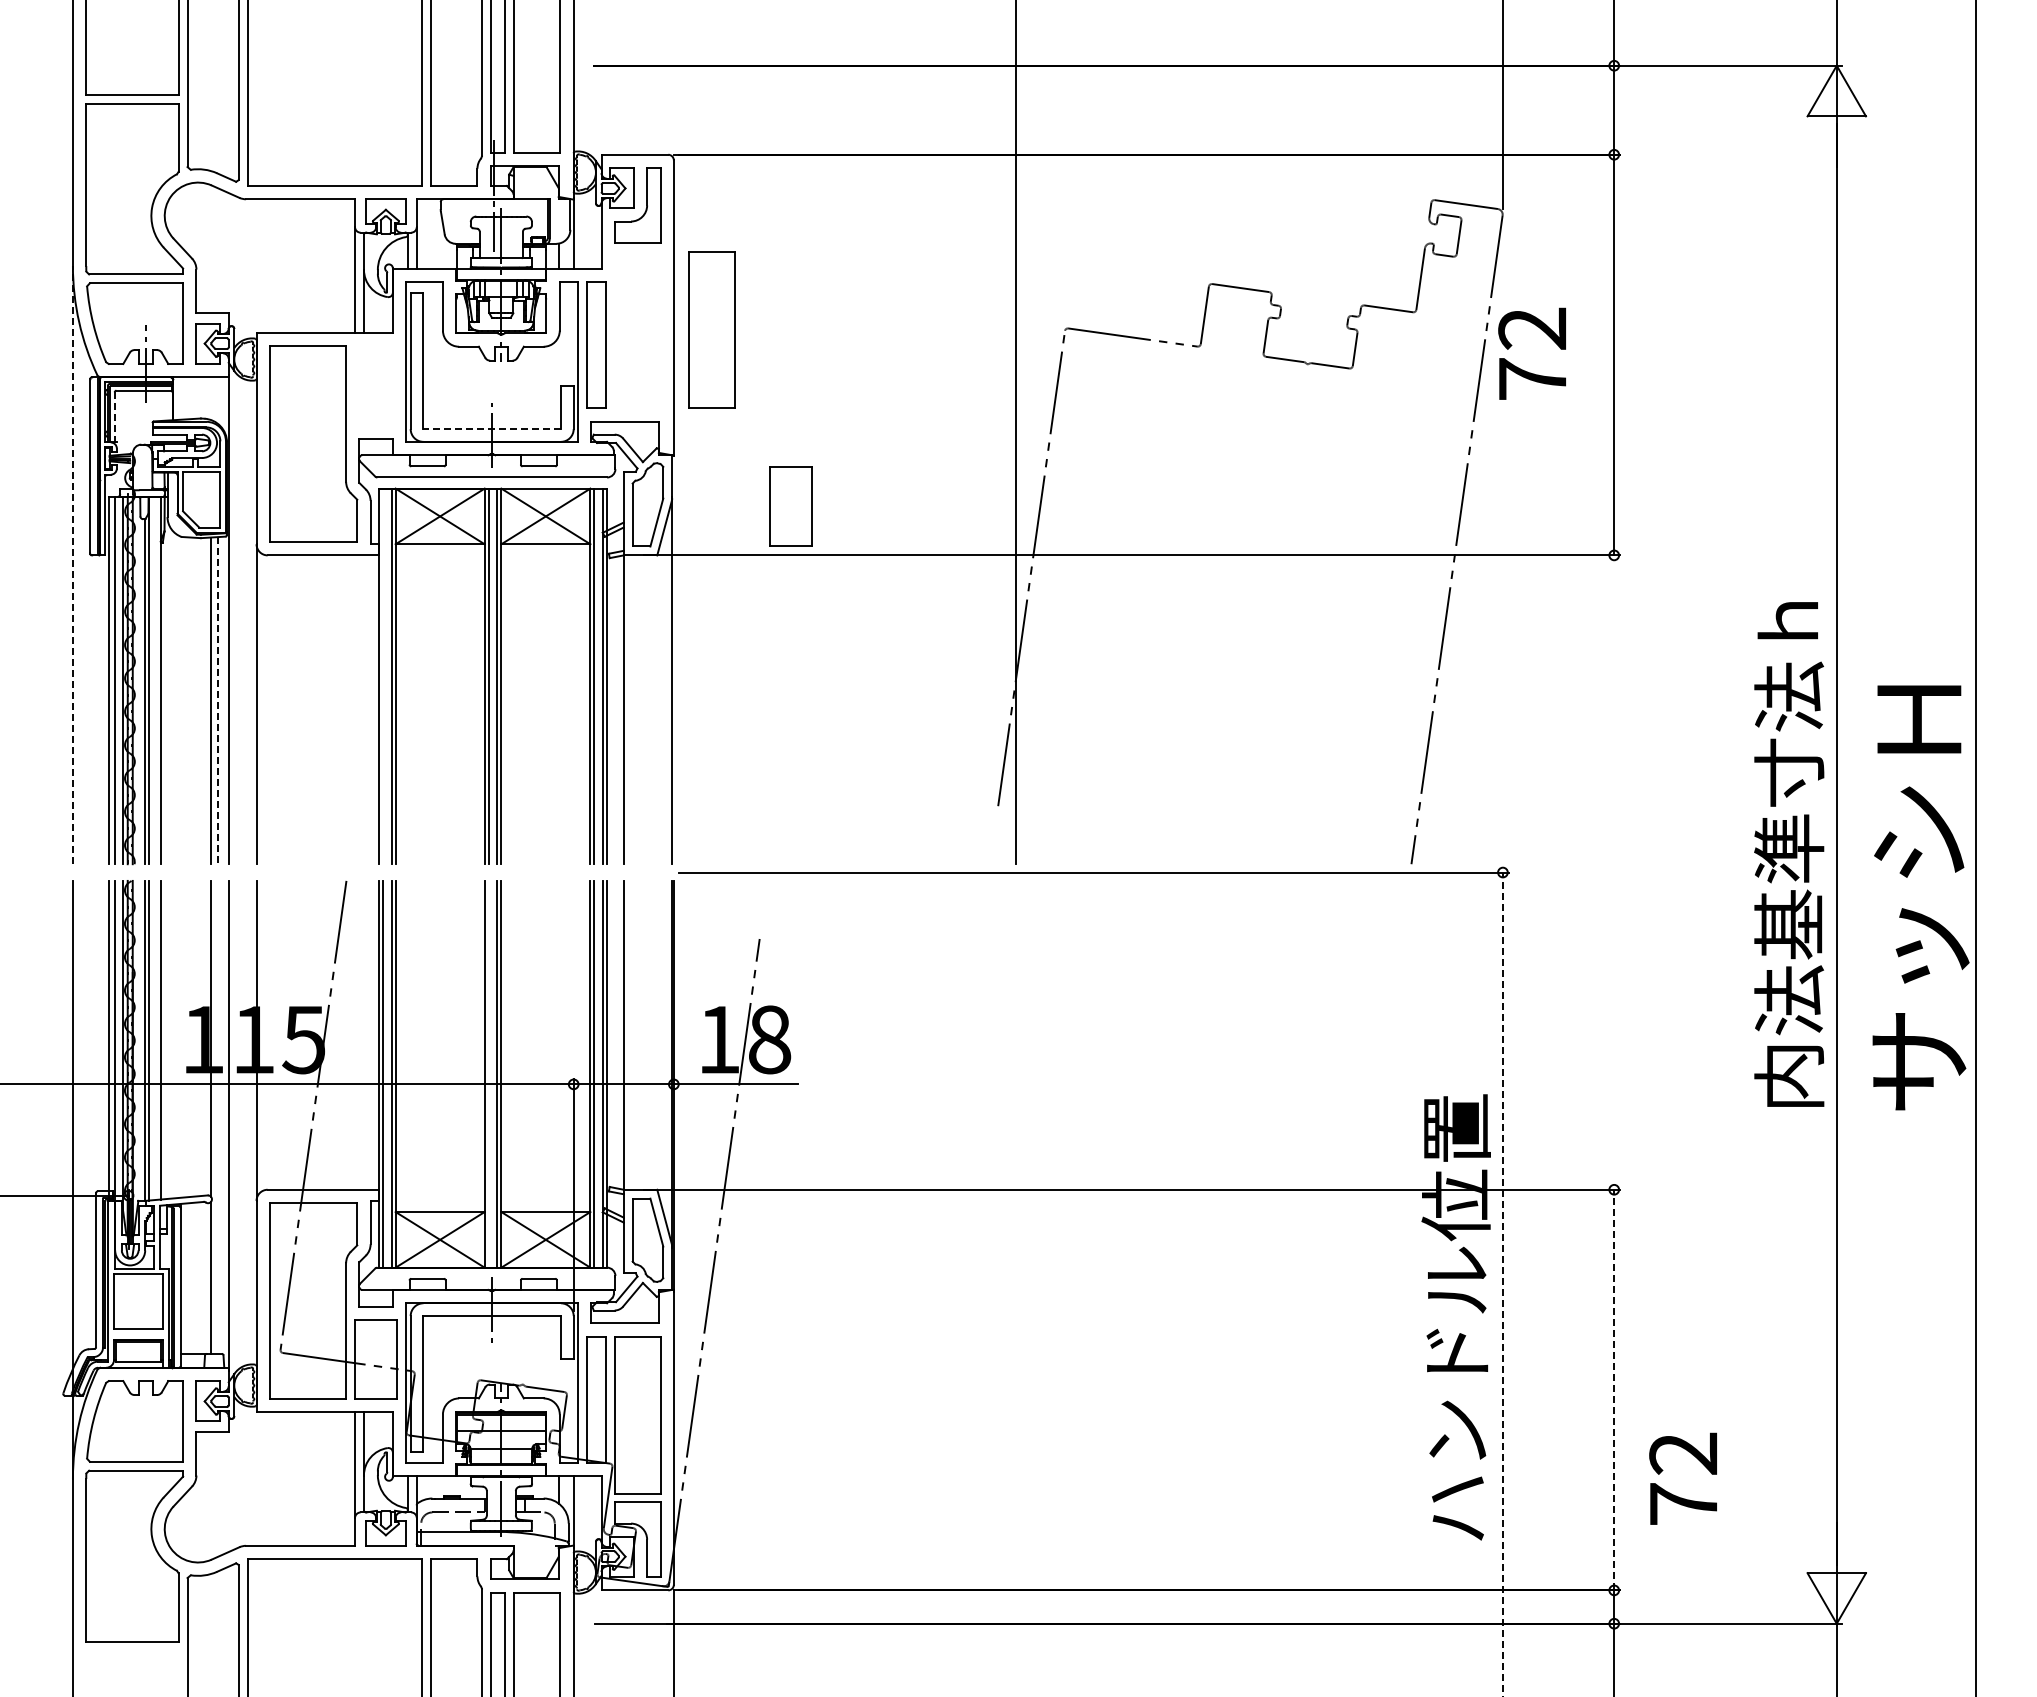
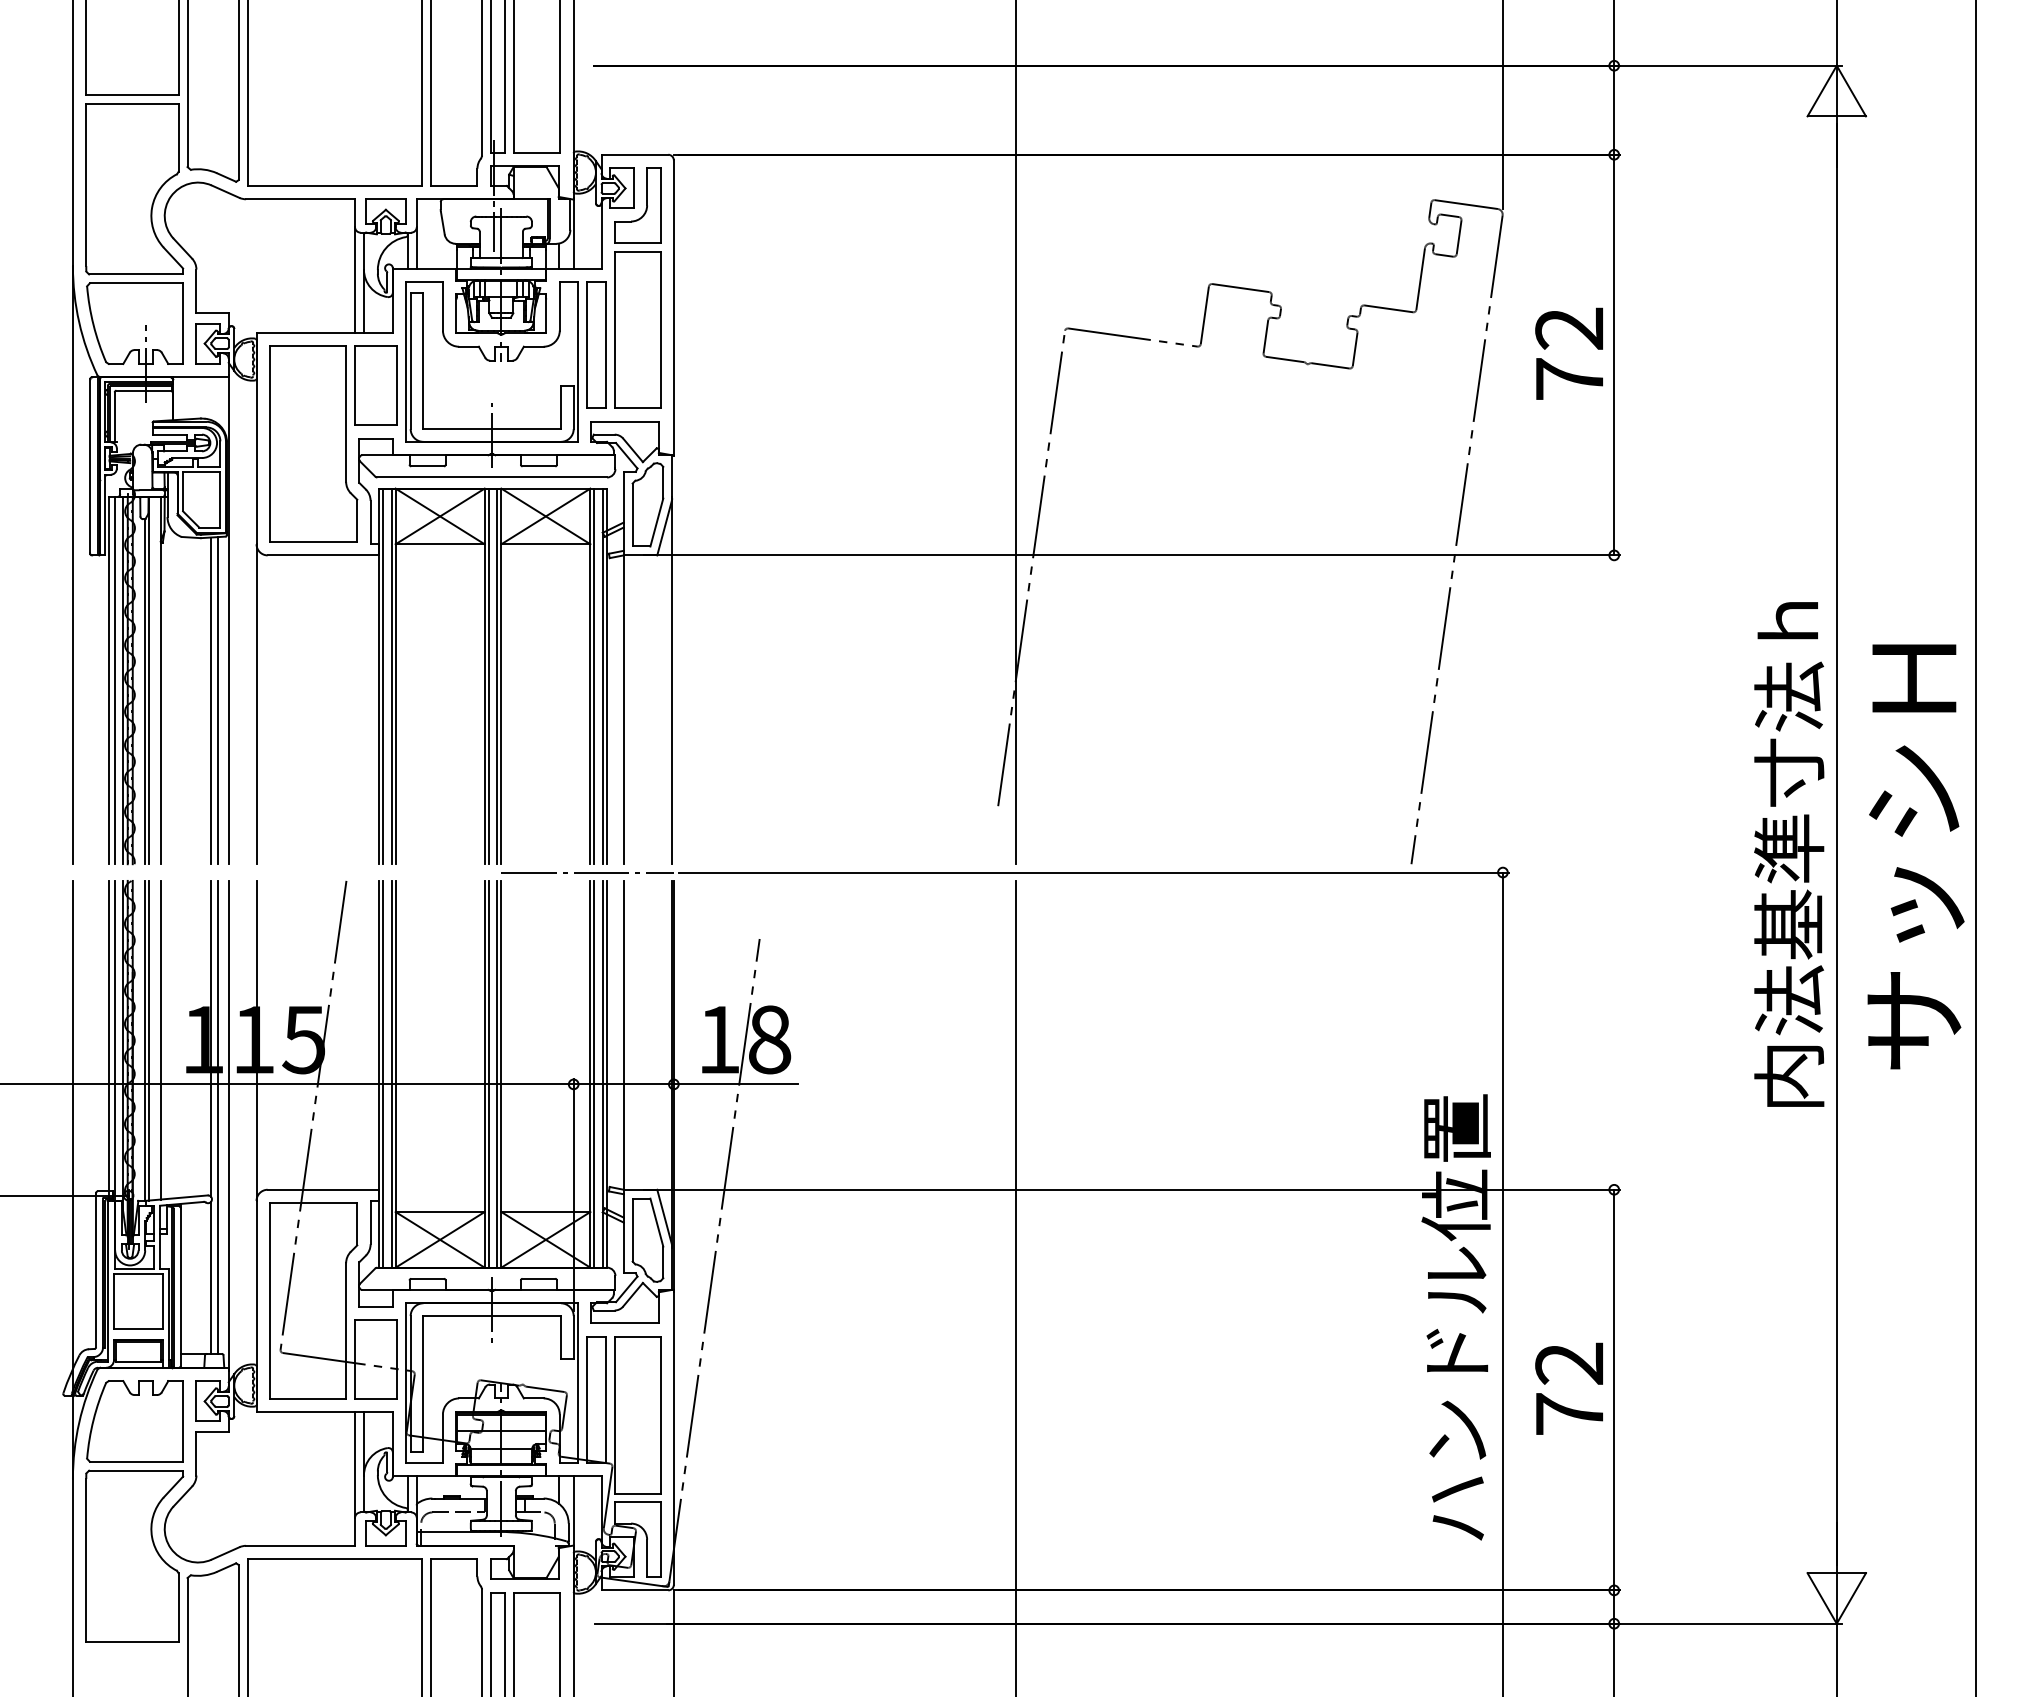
part position: (711, 329) -> (637, 329) (637, 329)
text position: (1531, 353) -> (1568, 353) (1568, 353)
line: dashed -> solid (114, 417)
line: dashed -> solid (492, 429)
part position: (790, 506) -> (375, 385) (375, 385)
line: dashed -> solid (72, 564)
line: none -> present (382, 676)
line: dashed -> solid (217, 700)
line: none -> present (587, 872)
text position: (1920, 897) -> (1915, 856) (1915, 856)
line: none -> present (488, 1073)
line: none -> present (217, 1116)
line: dashed -> solid (1502, 1284)
line: none -> present (1016, 1286)
line: dashed -> solid (1614, 1389)
text position: (1682, 1478) -> (1568, 1388) (1568, 1388)
